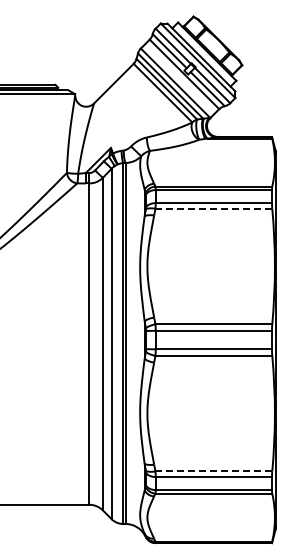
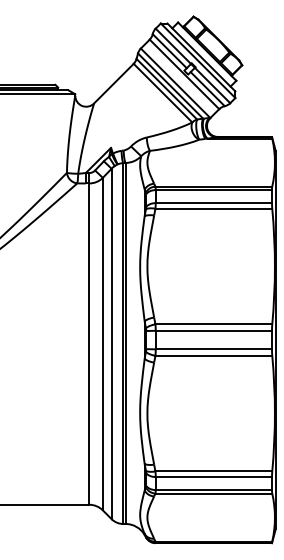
line: dashed -> solid (213, 208)
line: dashed -> solid (214, 471)
